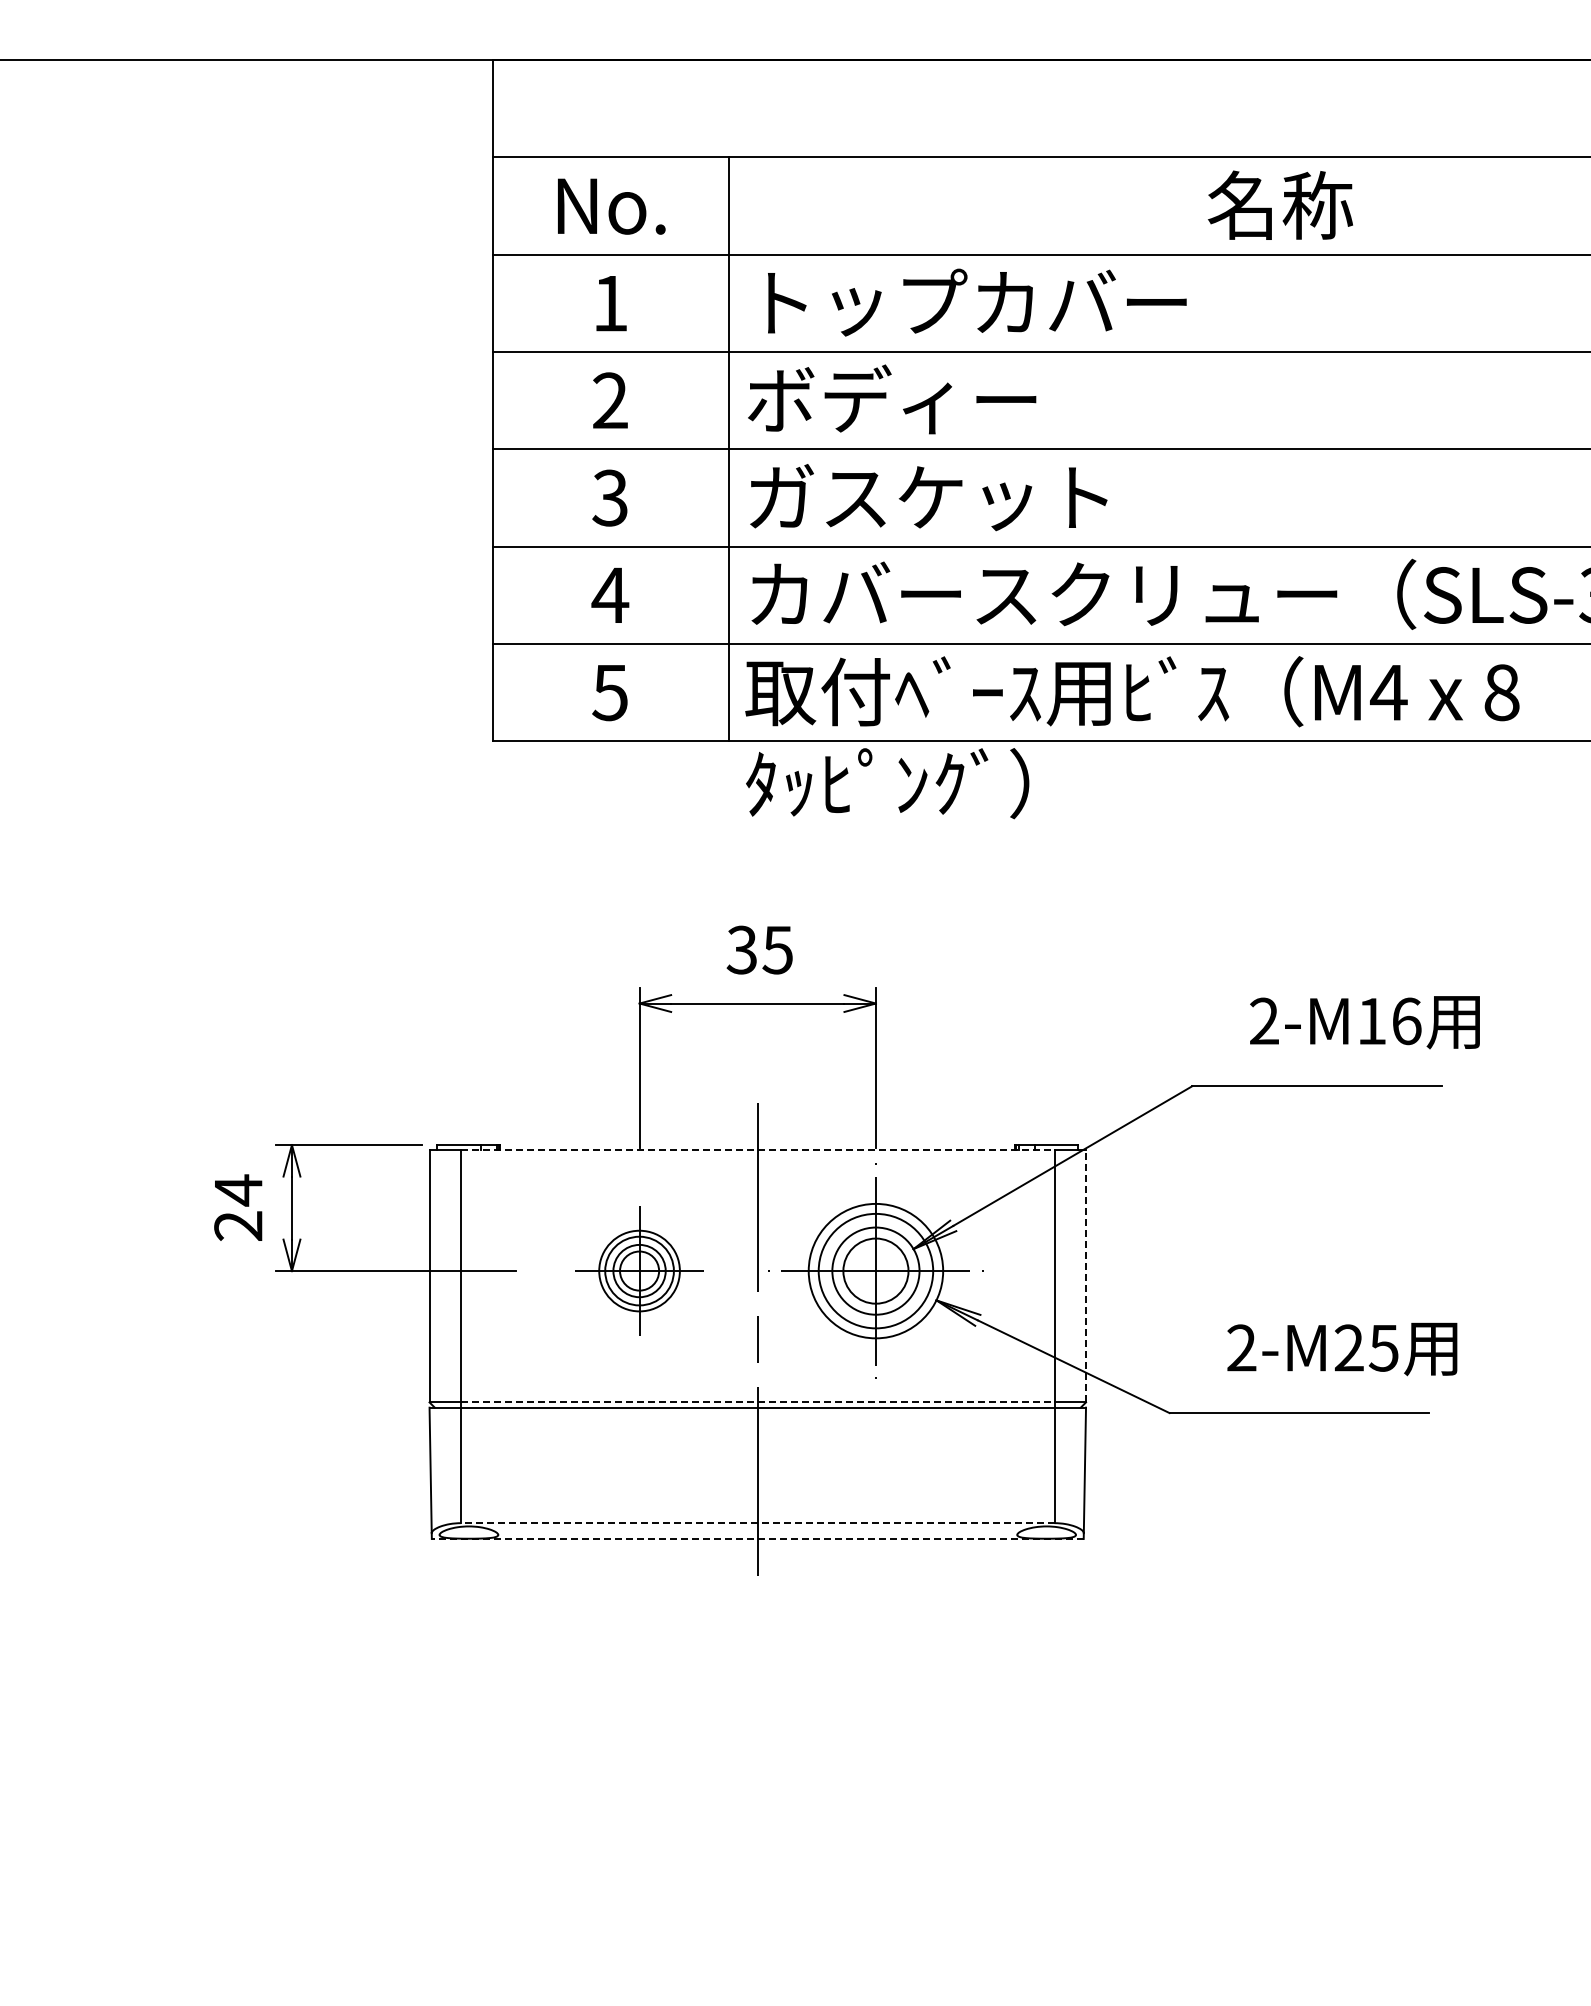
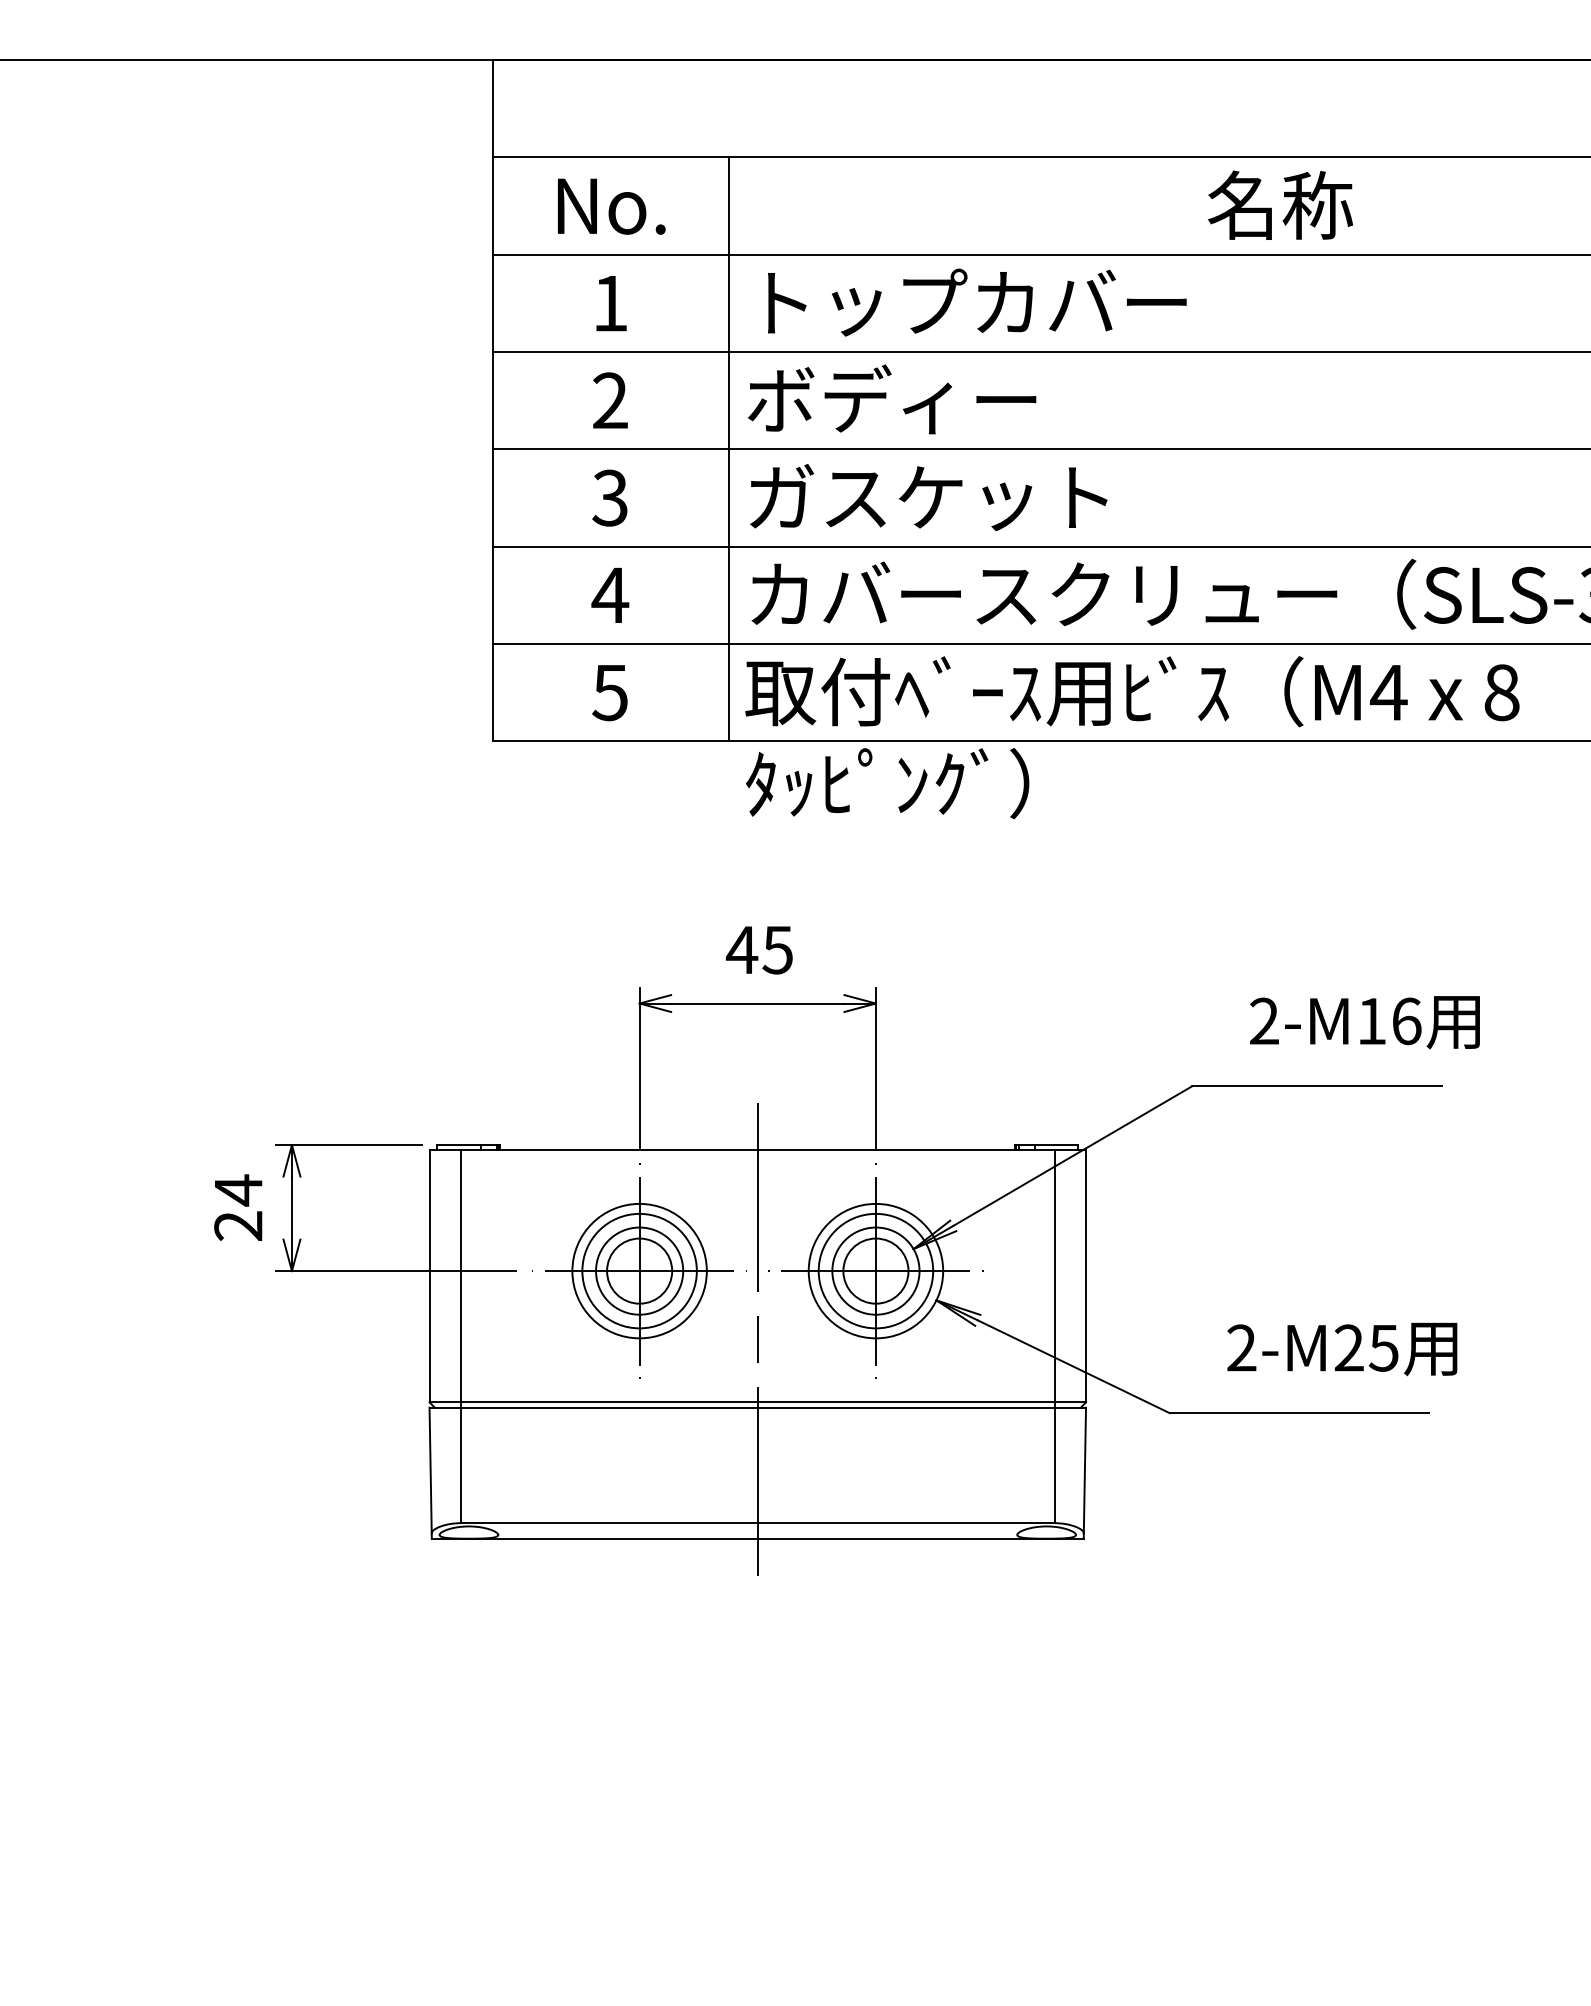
text: 35 -> 45 (741, 949)
line: dashed -> solid (757, 1150)
part size: 129x130 px -> 215x216 px (639, 1270)
line: dashed -> solid (1086, 1275)
line: dashed -> solid (757, 1402)
line: dashed -> solid (757, 1523)
line: dashed -> solid (757, 1538)
